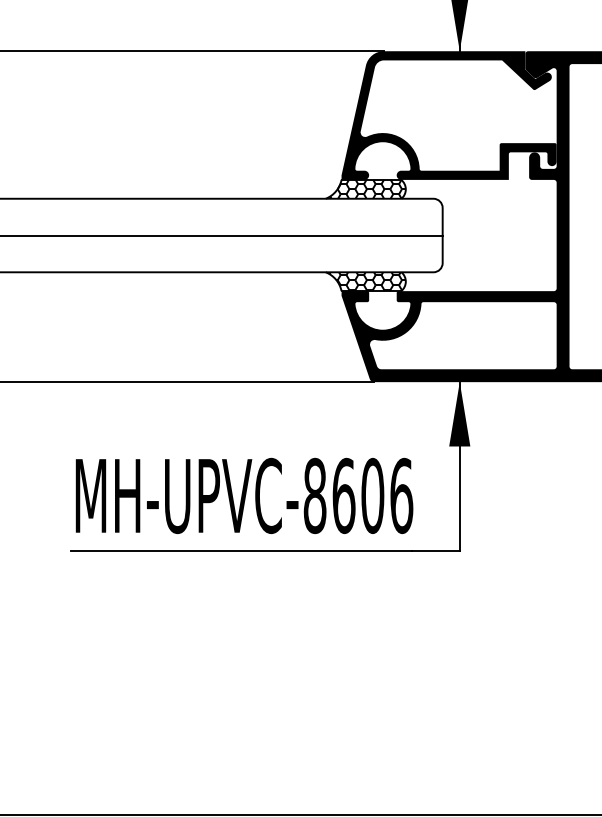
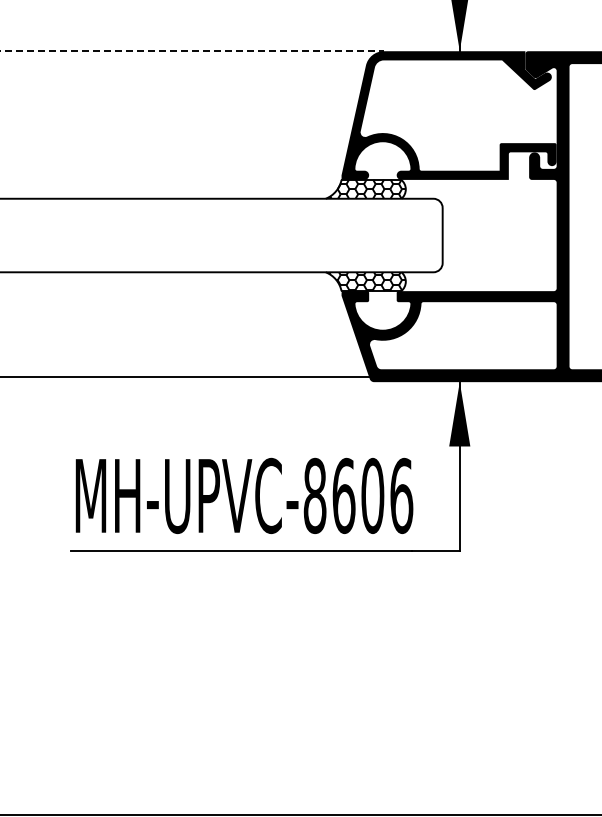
line: solid -> dashed (192, 51)
line: present -> none (222, 235)
line position: (188, 382) -> (188, 377) (188, 377)
